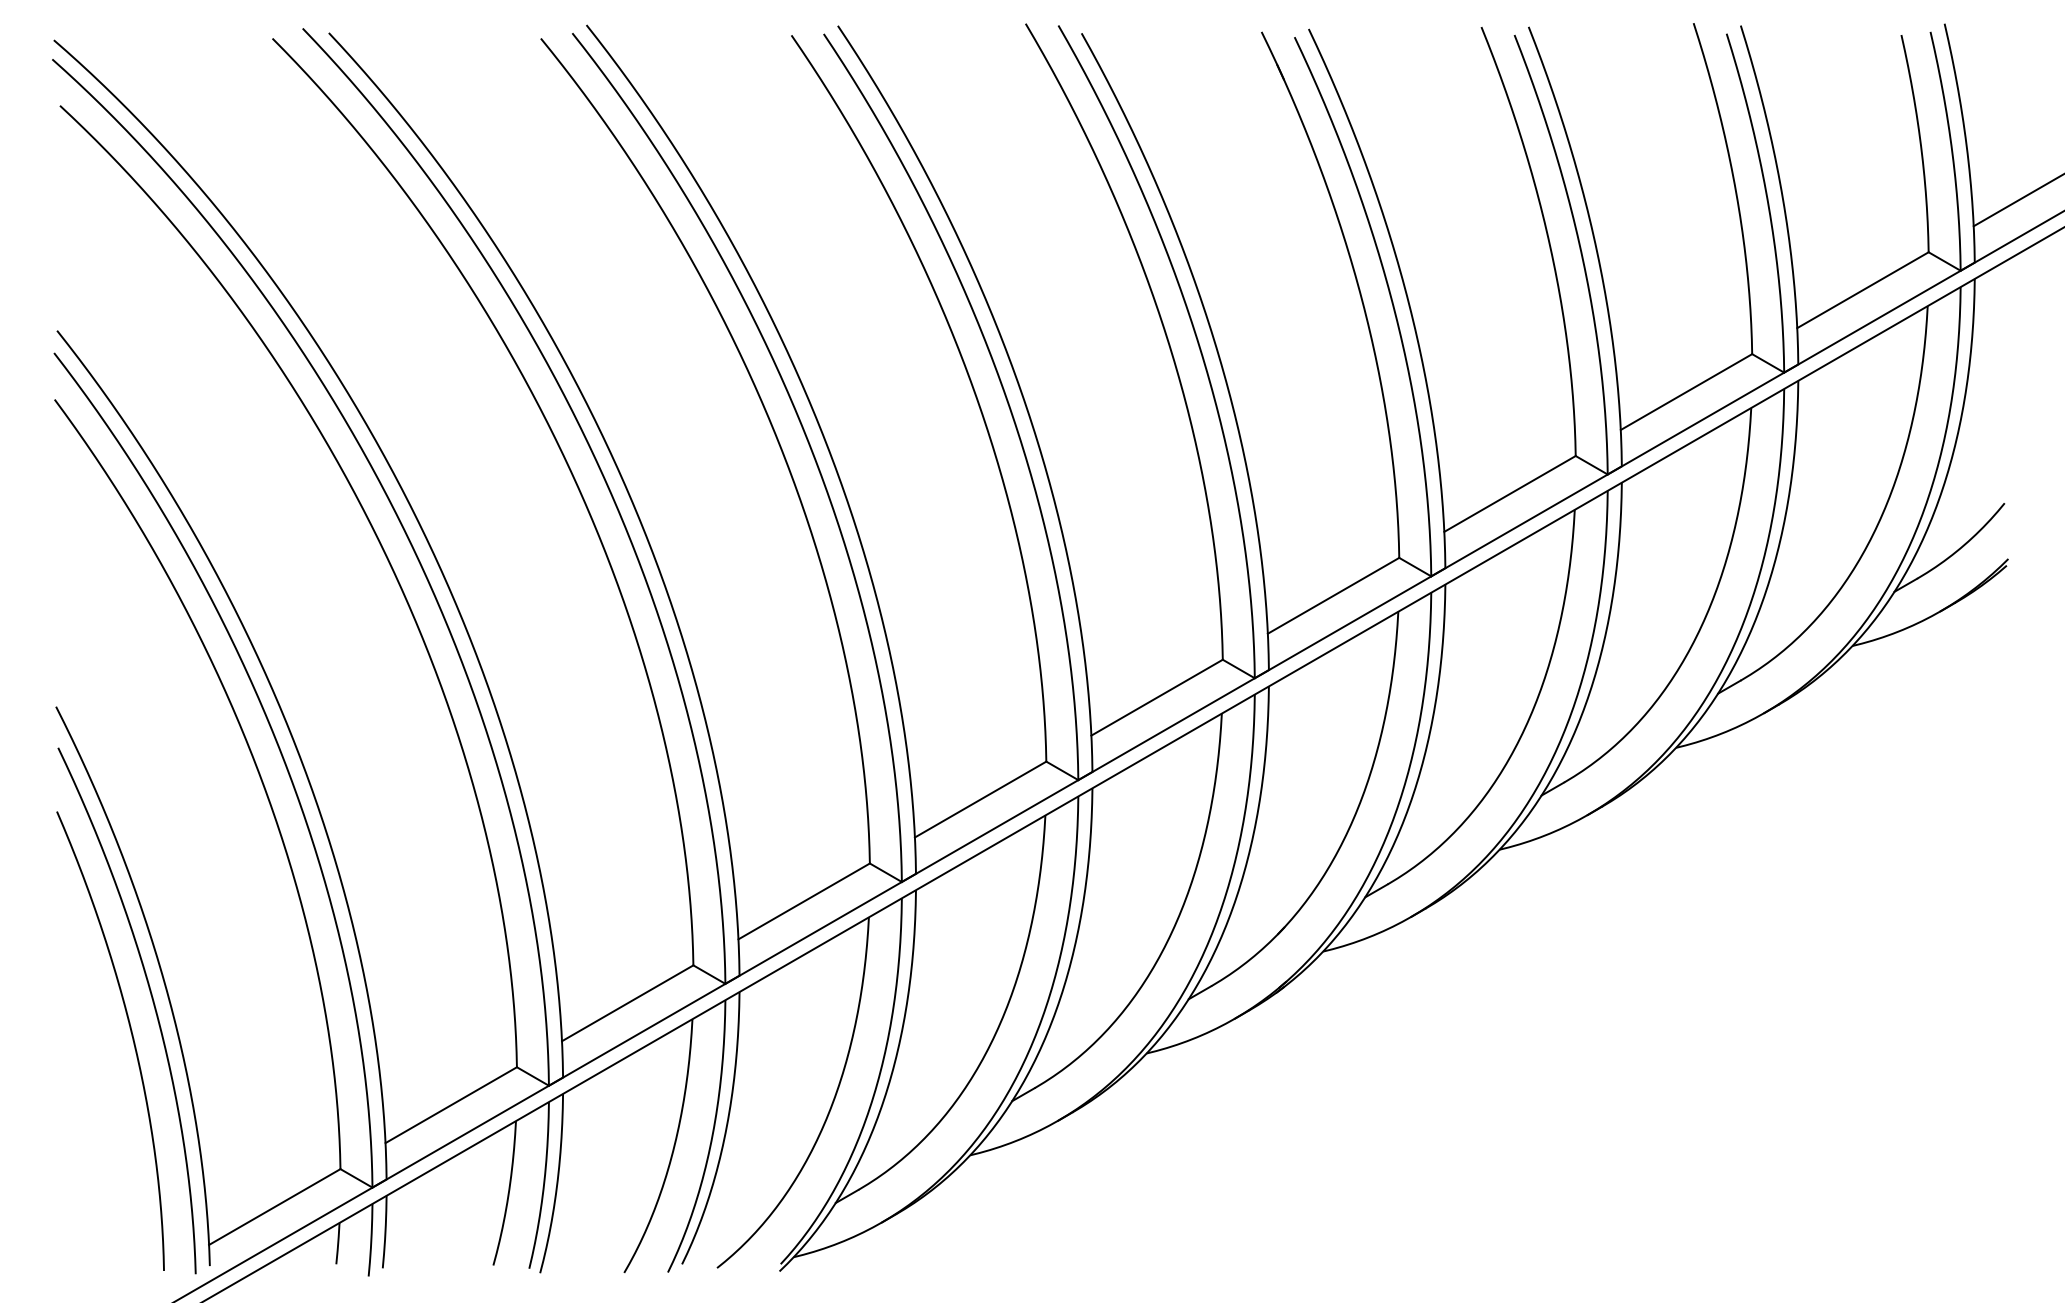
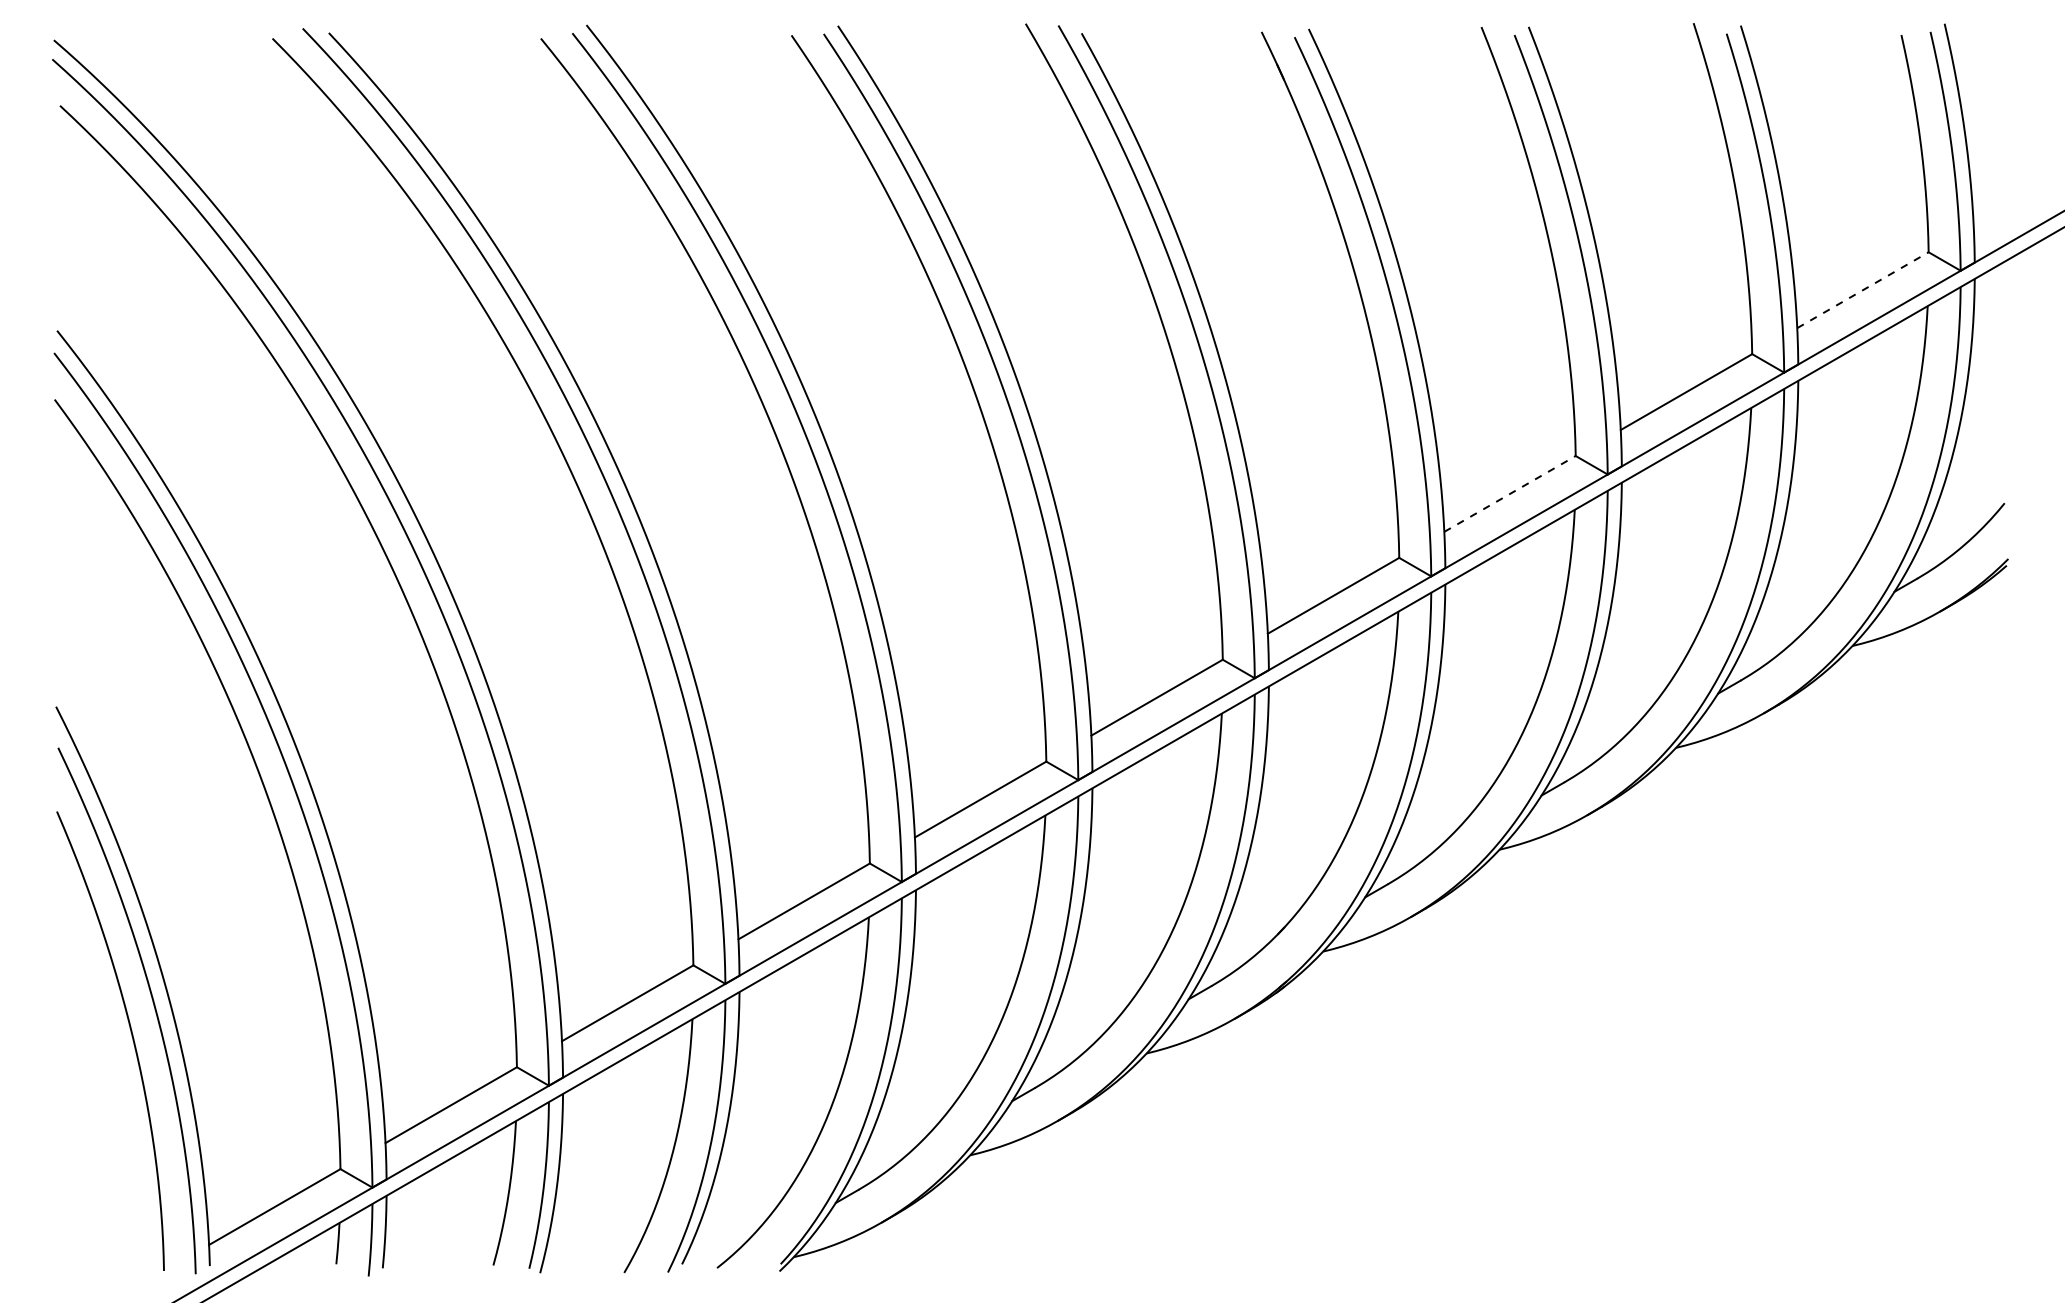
line: present -> none (2017, 200)
line: solid -> dashed (1862, 290)
line: solid -> dashed (1510, 493)
